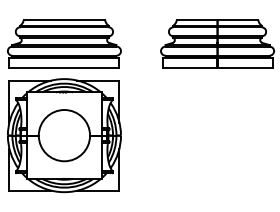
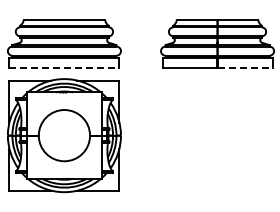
line: solid -> dashed (64, 68)
line: solid -> dashed (245, 68)
